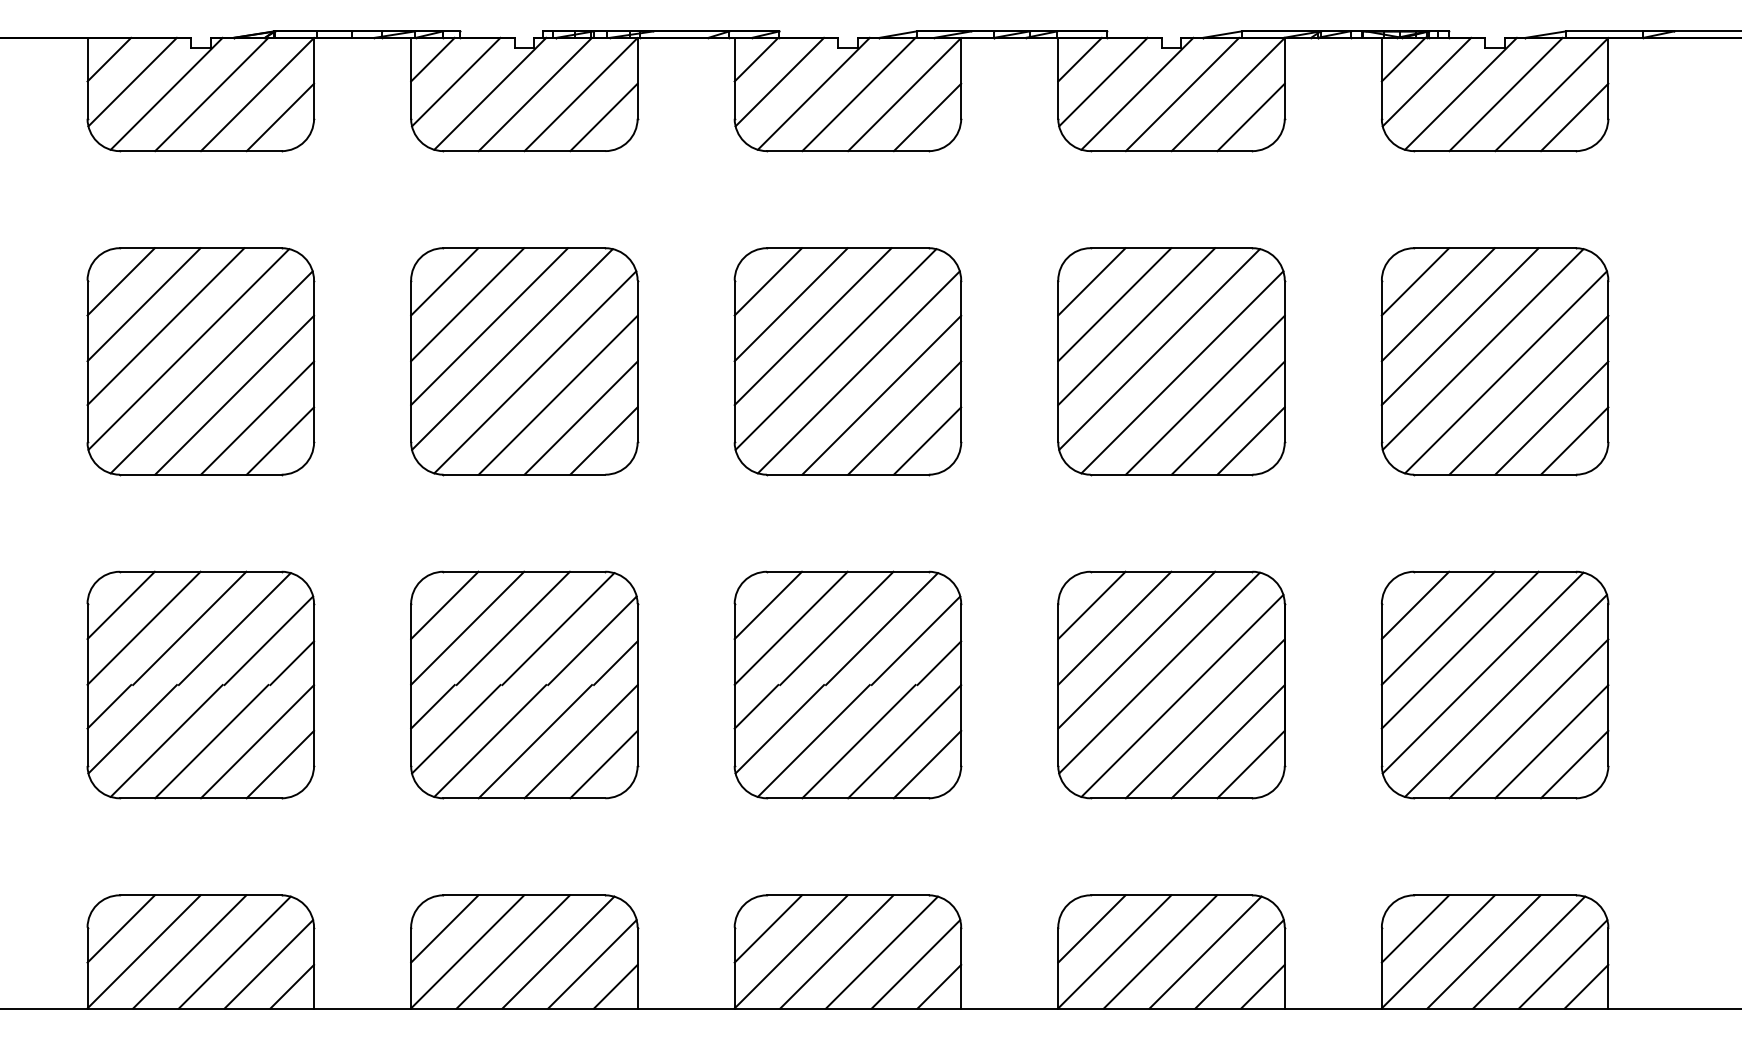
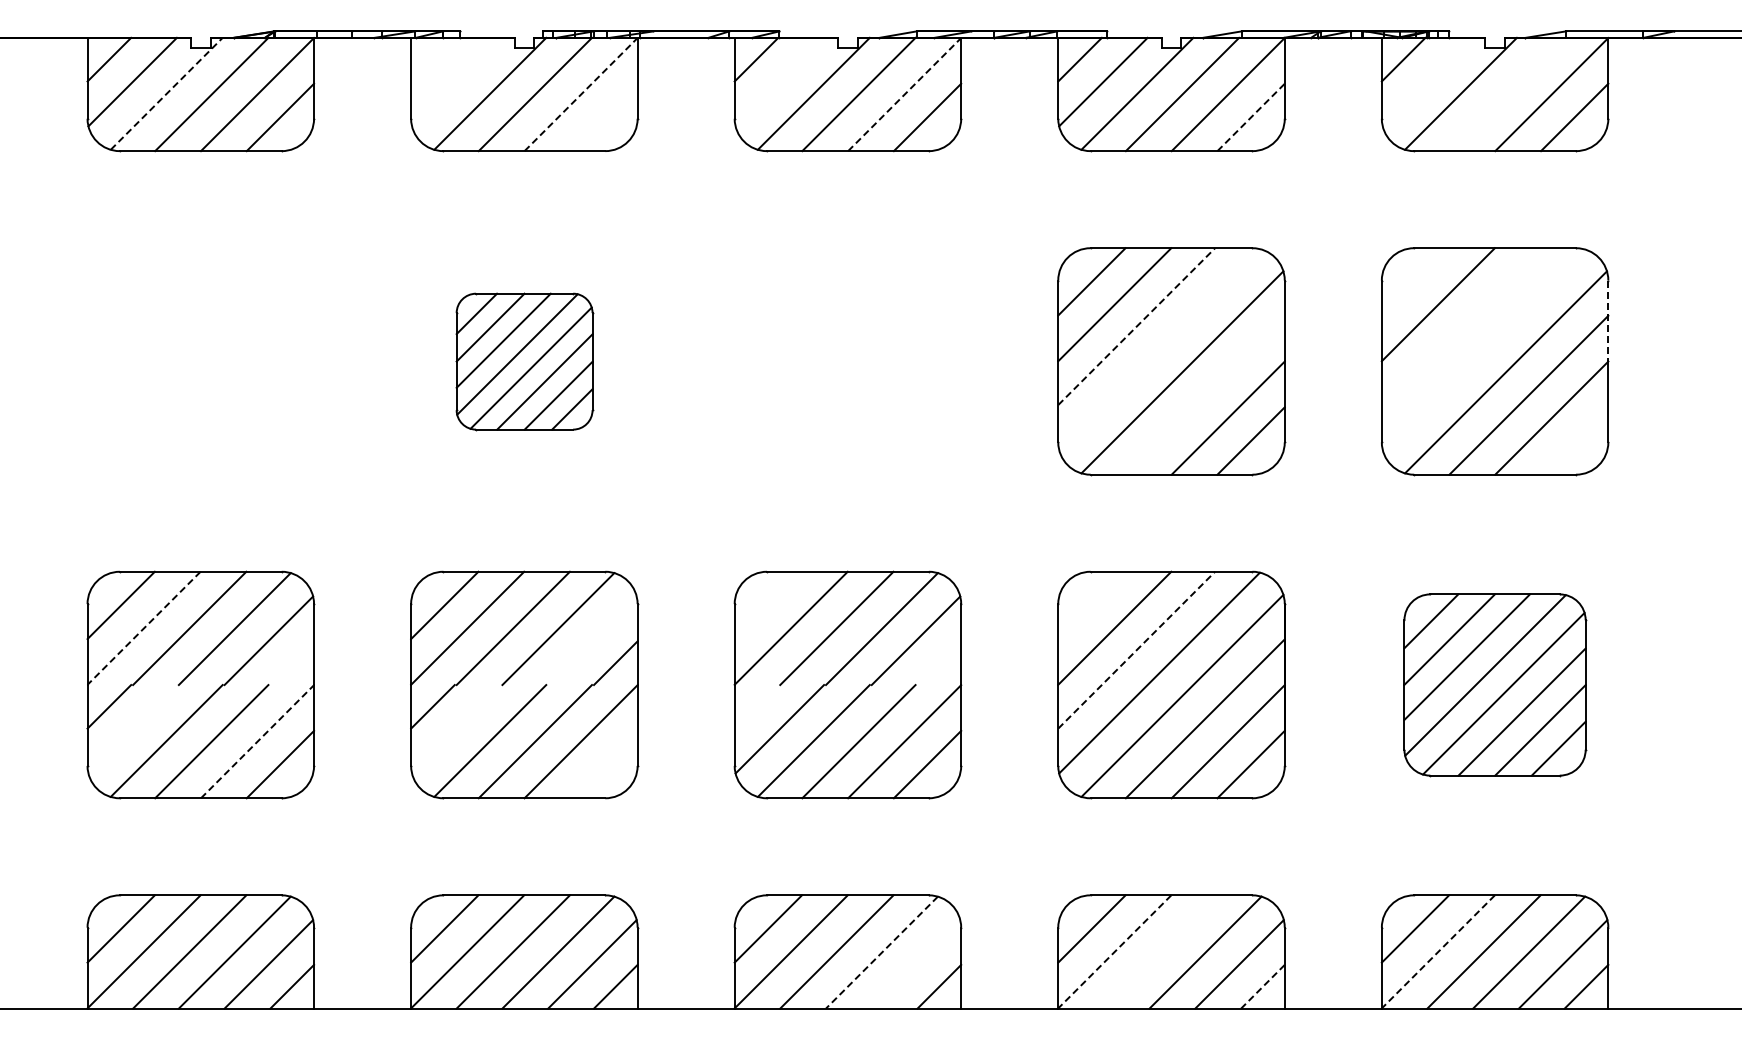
line: present -> none (432, 59)
line: present -> none (456, 81)
line: present -> none (779, 81)
line: present -> none (1426, 81)
line: solid -> dashed (167, 93)
line: solid -> dashed (581, 94)
line: solid -> dashed (904, 94)
line: present -> none (1505, 94)
line: present -> none (603, 117)
line: solid -> dashed (1251, 117)
line: present -> none (1415, 281)
line: solid -> dashed (1608, 321)
line: solid -> dashed (1136, 326)
line: present -> none (1459, 326)
line: present -> none (1159, 349)
line: present -> none (1482, 349)
part: present -> none (200, 361)
part size: 230x230 px -> 140x140 px (524, 361)
part: present -> none (847, 361)
line: present -> none (1204, 394)
line: present -> none (1574, 440)
line: present -> none (768, 605)
line: present -> none (1091, 605)
line: solid -> dashed (144, 628)
line: present -> none (592, 640)
line: solid -> dashed (1136, 650)
line: present -> none (292, 663)
line: present -> none (939, 663)
part size: 230x230 px -> 185x185 px (1495, 685)
line: present -> none (756, 706)
line: present -> none (132, 729)
line: present -> none (456, 729)
line: solid -> dashed (257, 741)
line: present -> none (603, 764)
line: solid -> dashed (1114, 951)
line: present -> none (1160, 951)
line: solid -> dashed (1438, 951)
line: solid -> dashed (881, 952)
line: present -> none (915, 964)
line: solid -> dashed (1262, 986)
